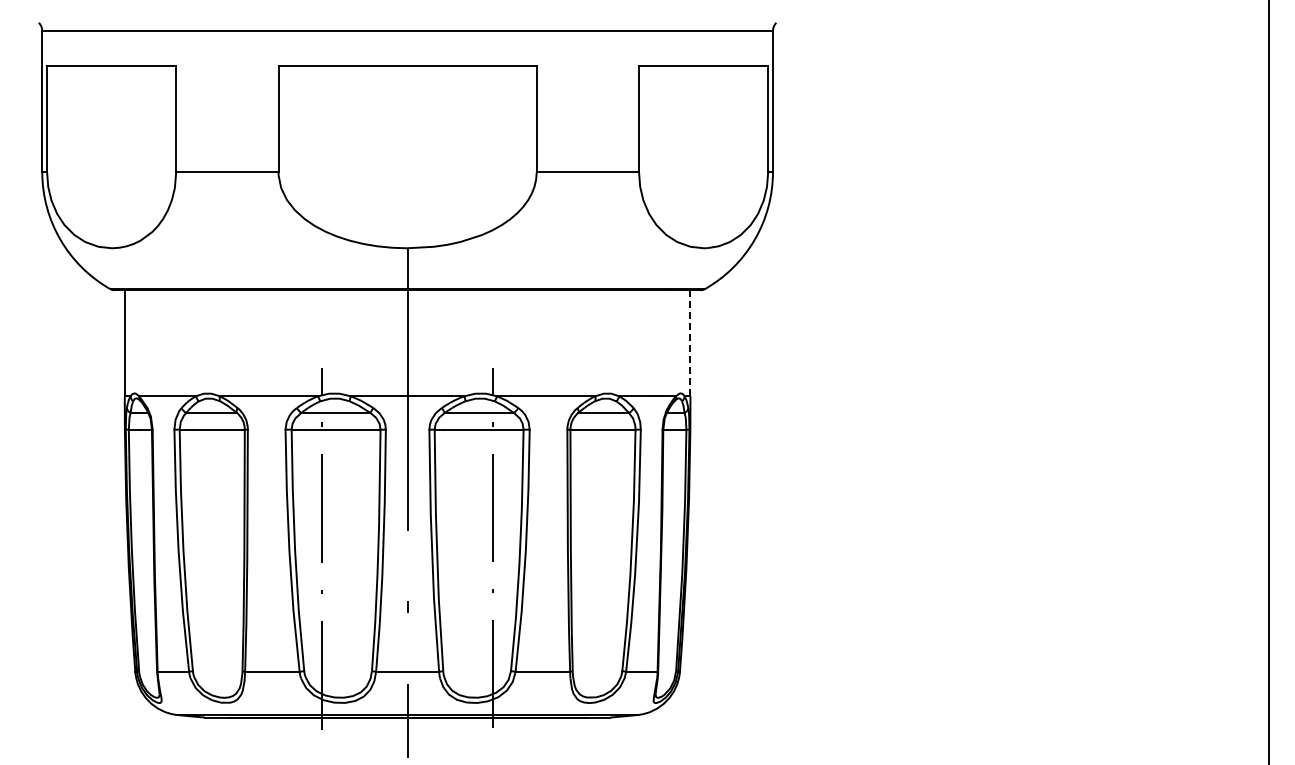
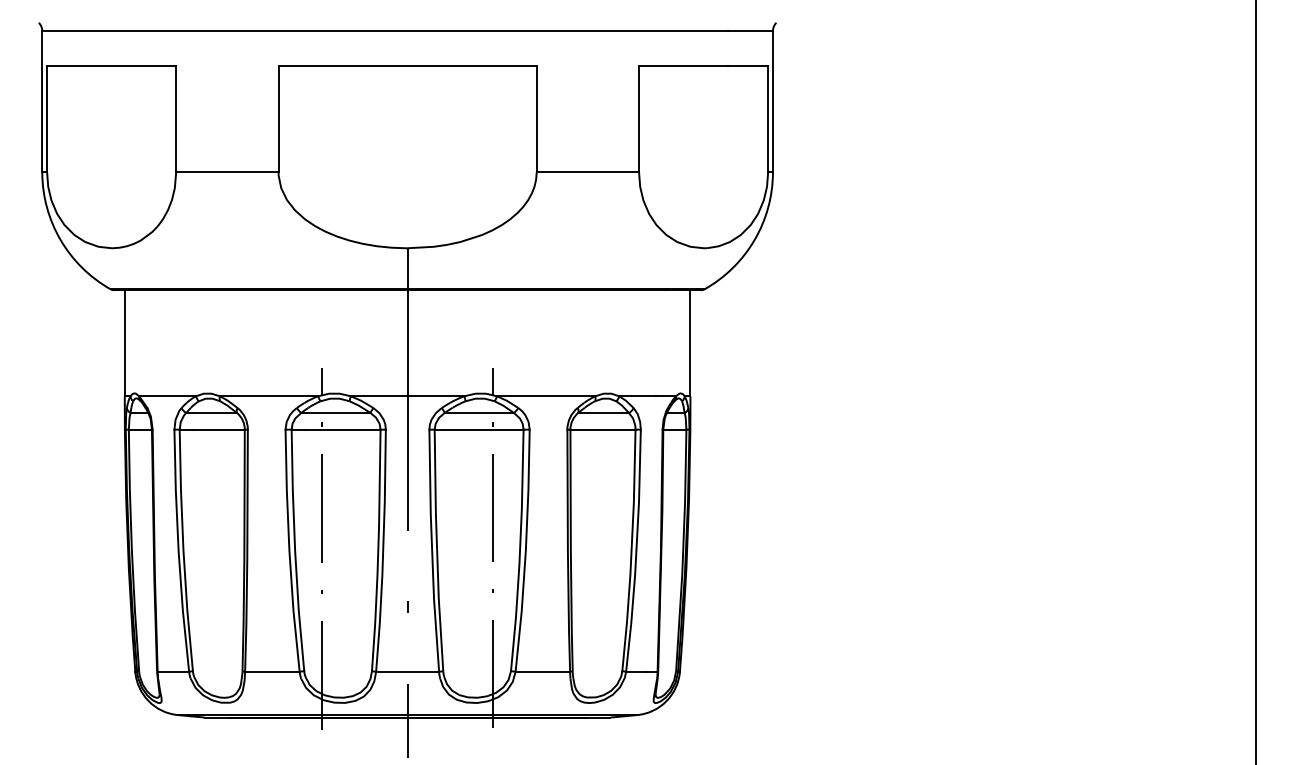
line: dashed -> solid (690, 343)
line position: (1269, 381) -> (1256, 381) (1256, 381)
